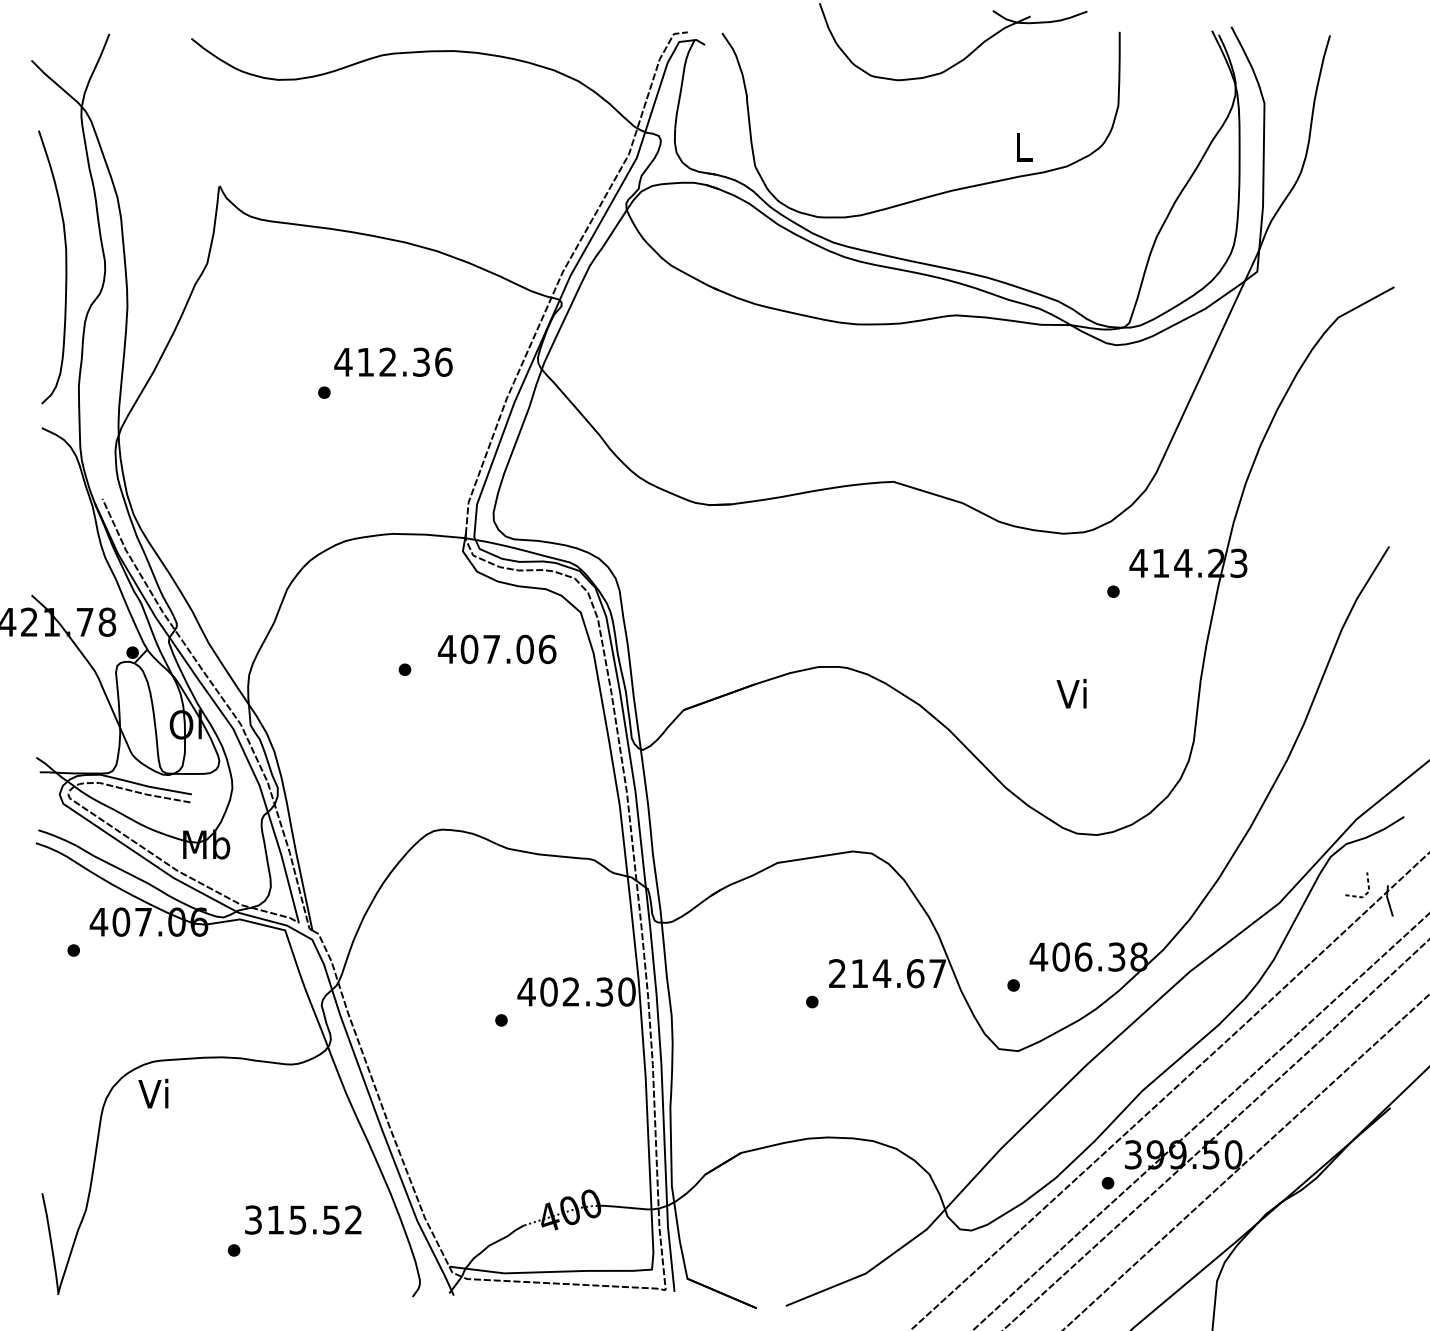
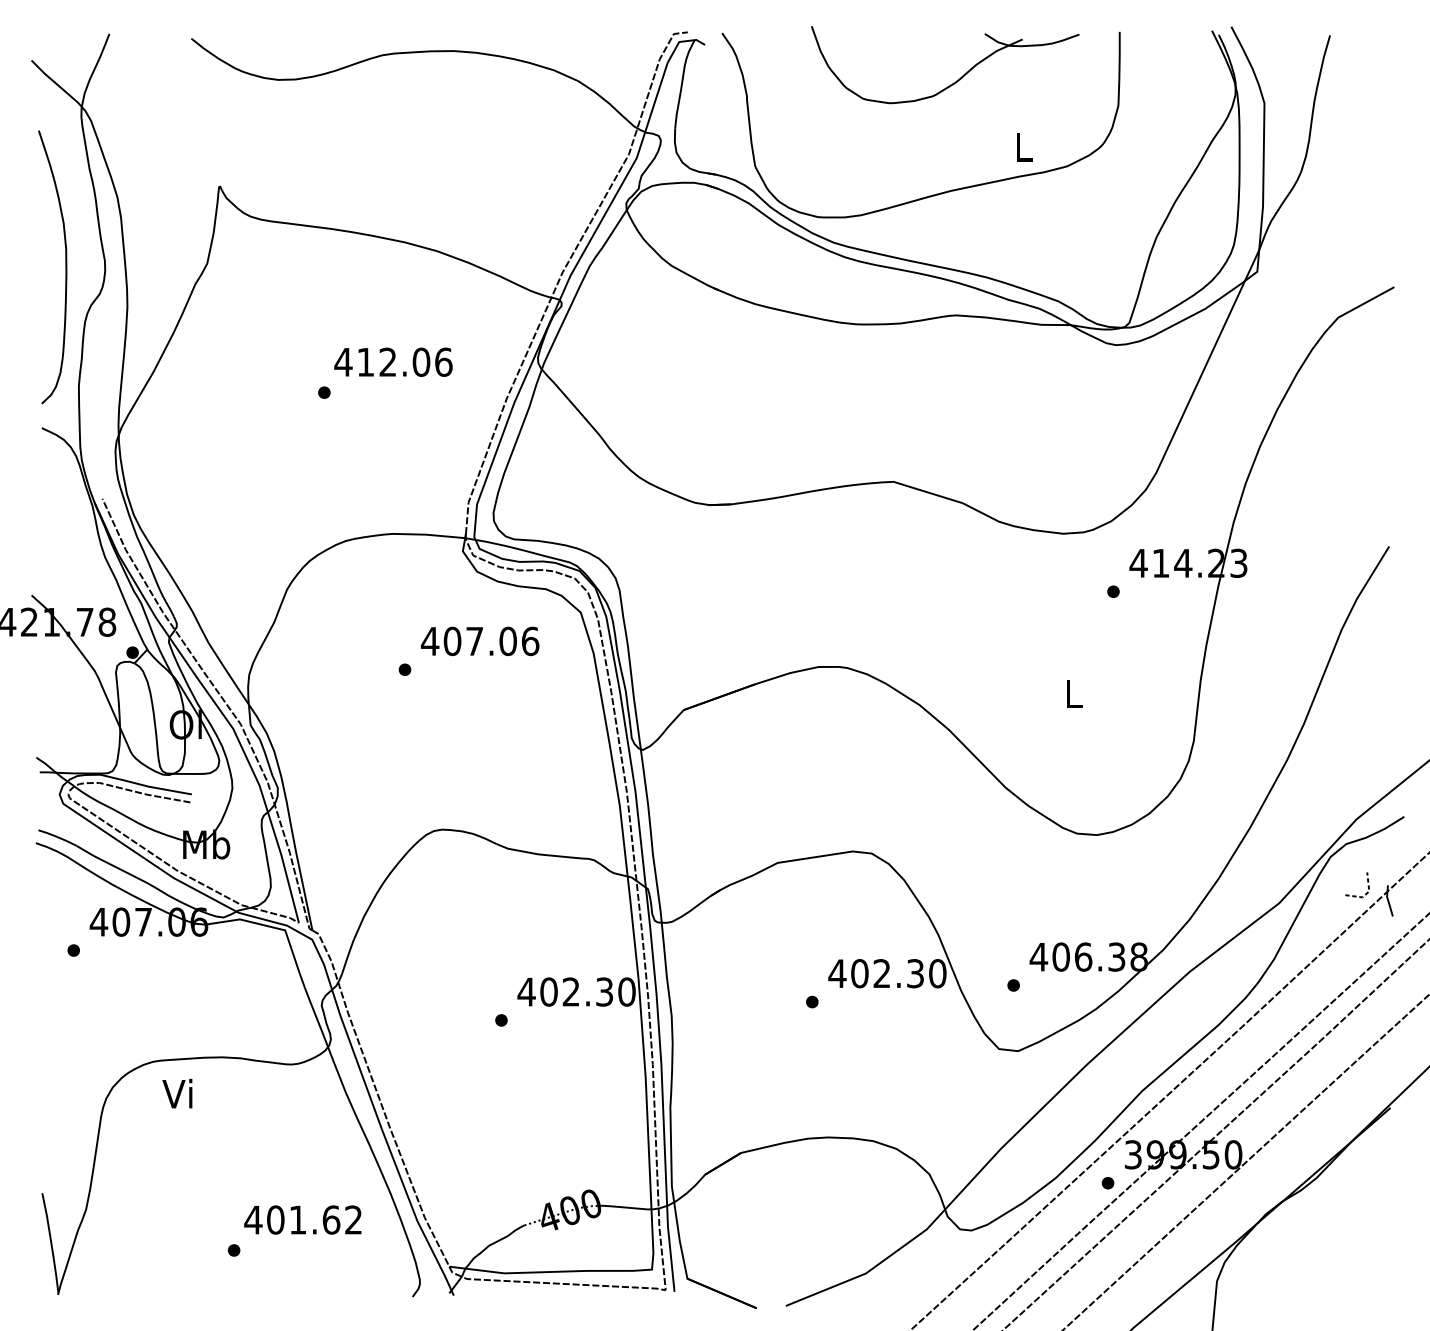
part position: (964, 57) -> (956, 80) (956, 80)
text: 412.36 -> 412.06 (421, 361)
text position: (497, 649) -> (480, 641) (480, 641)
text: Vi -> L (1071, 693)
text: 214.67 -> 402.30 (887, 973)
text position: (153, 1093) -> (177, 1093) (177, 1093)
text: 315.52 -> 401.62 (292, 1219)
